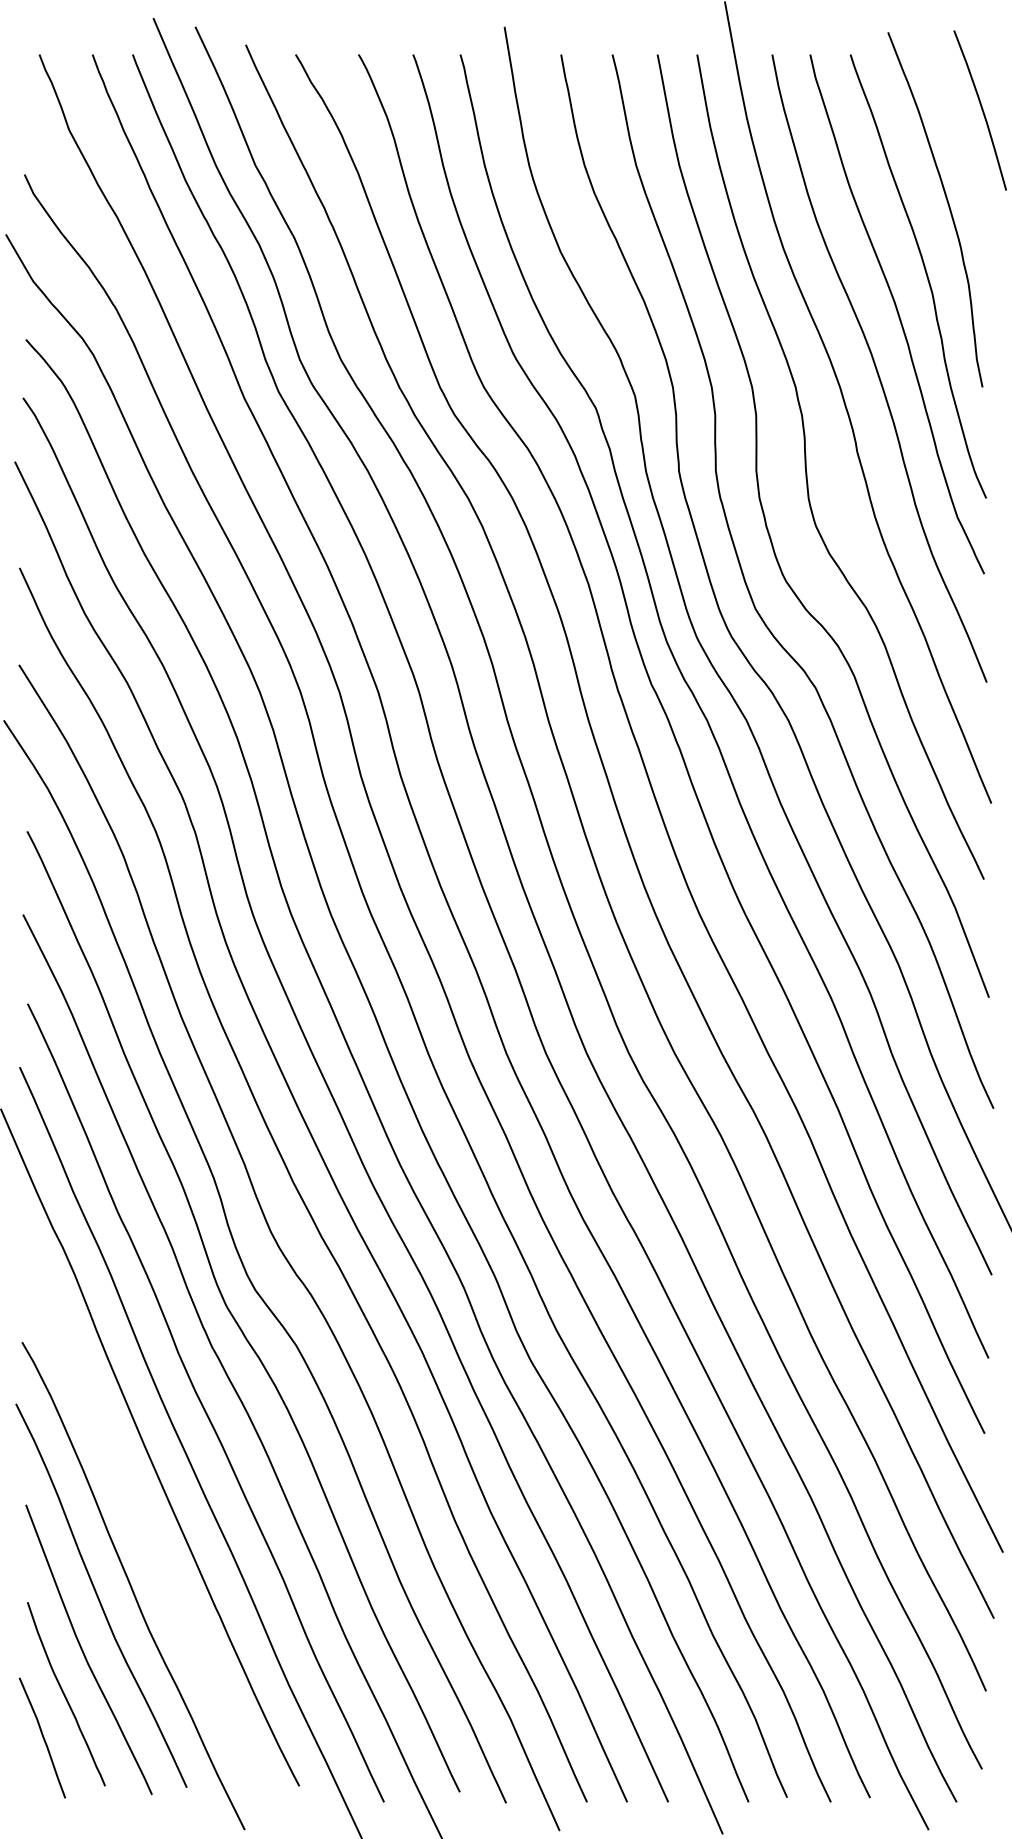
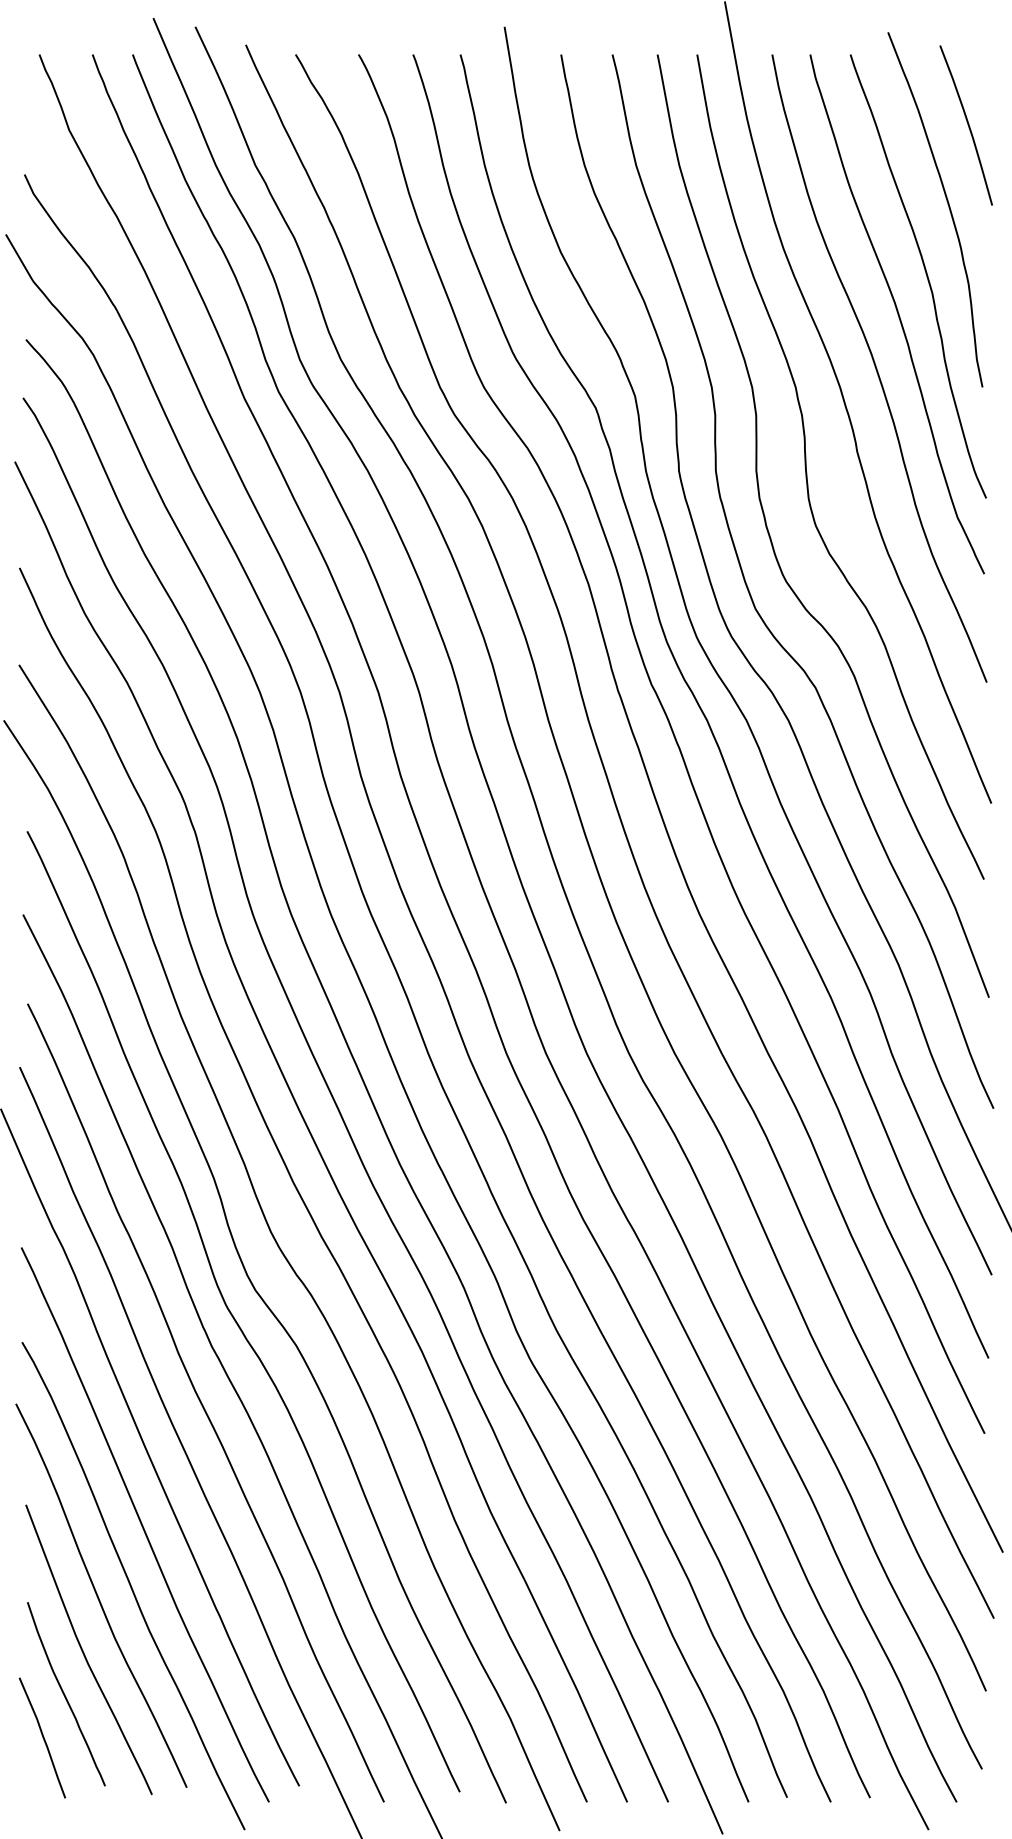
curve position: (981, 110) -> (967, 125) (967, 125)
curve: none -> present (143, 1525)
